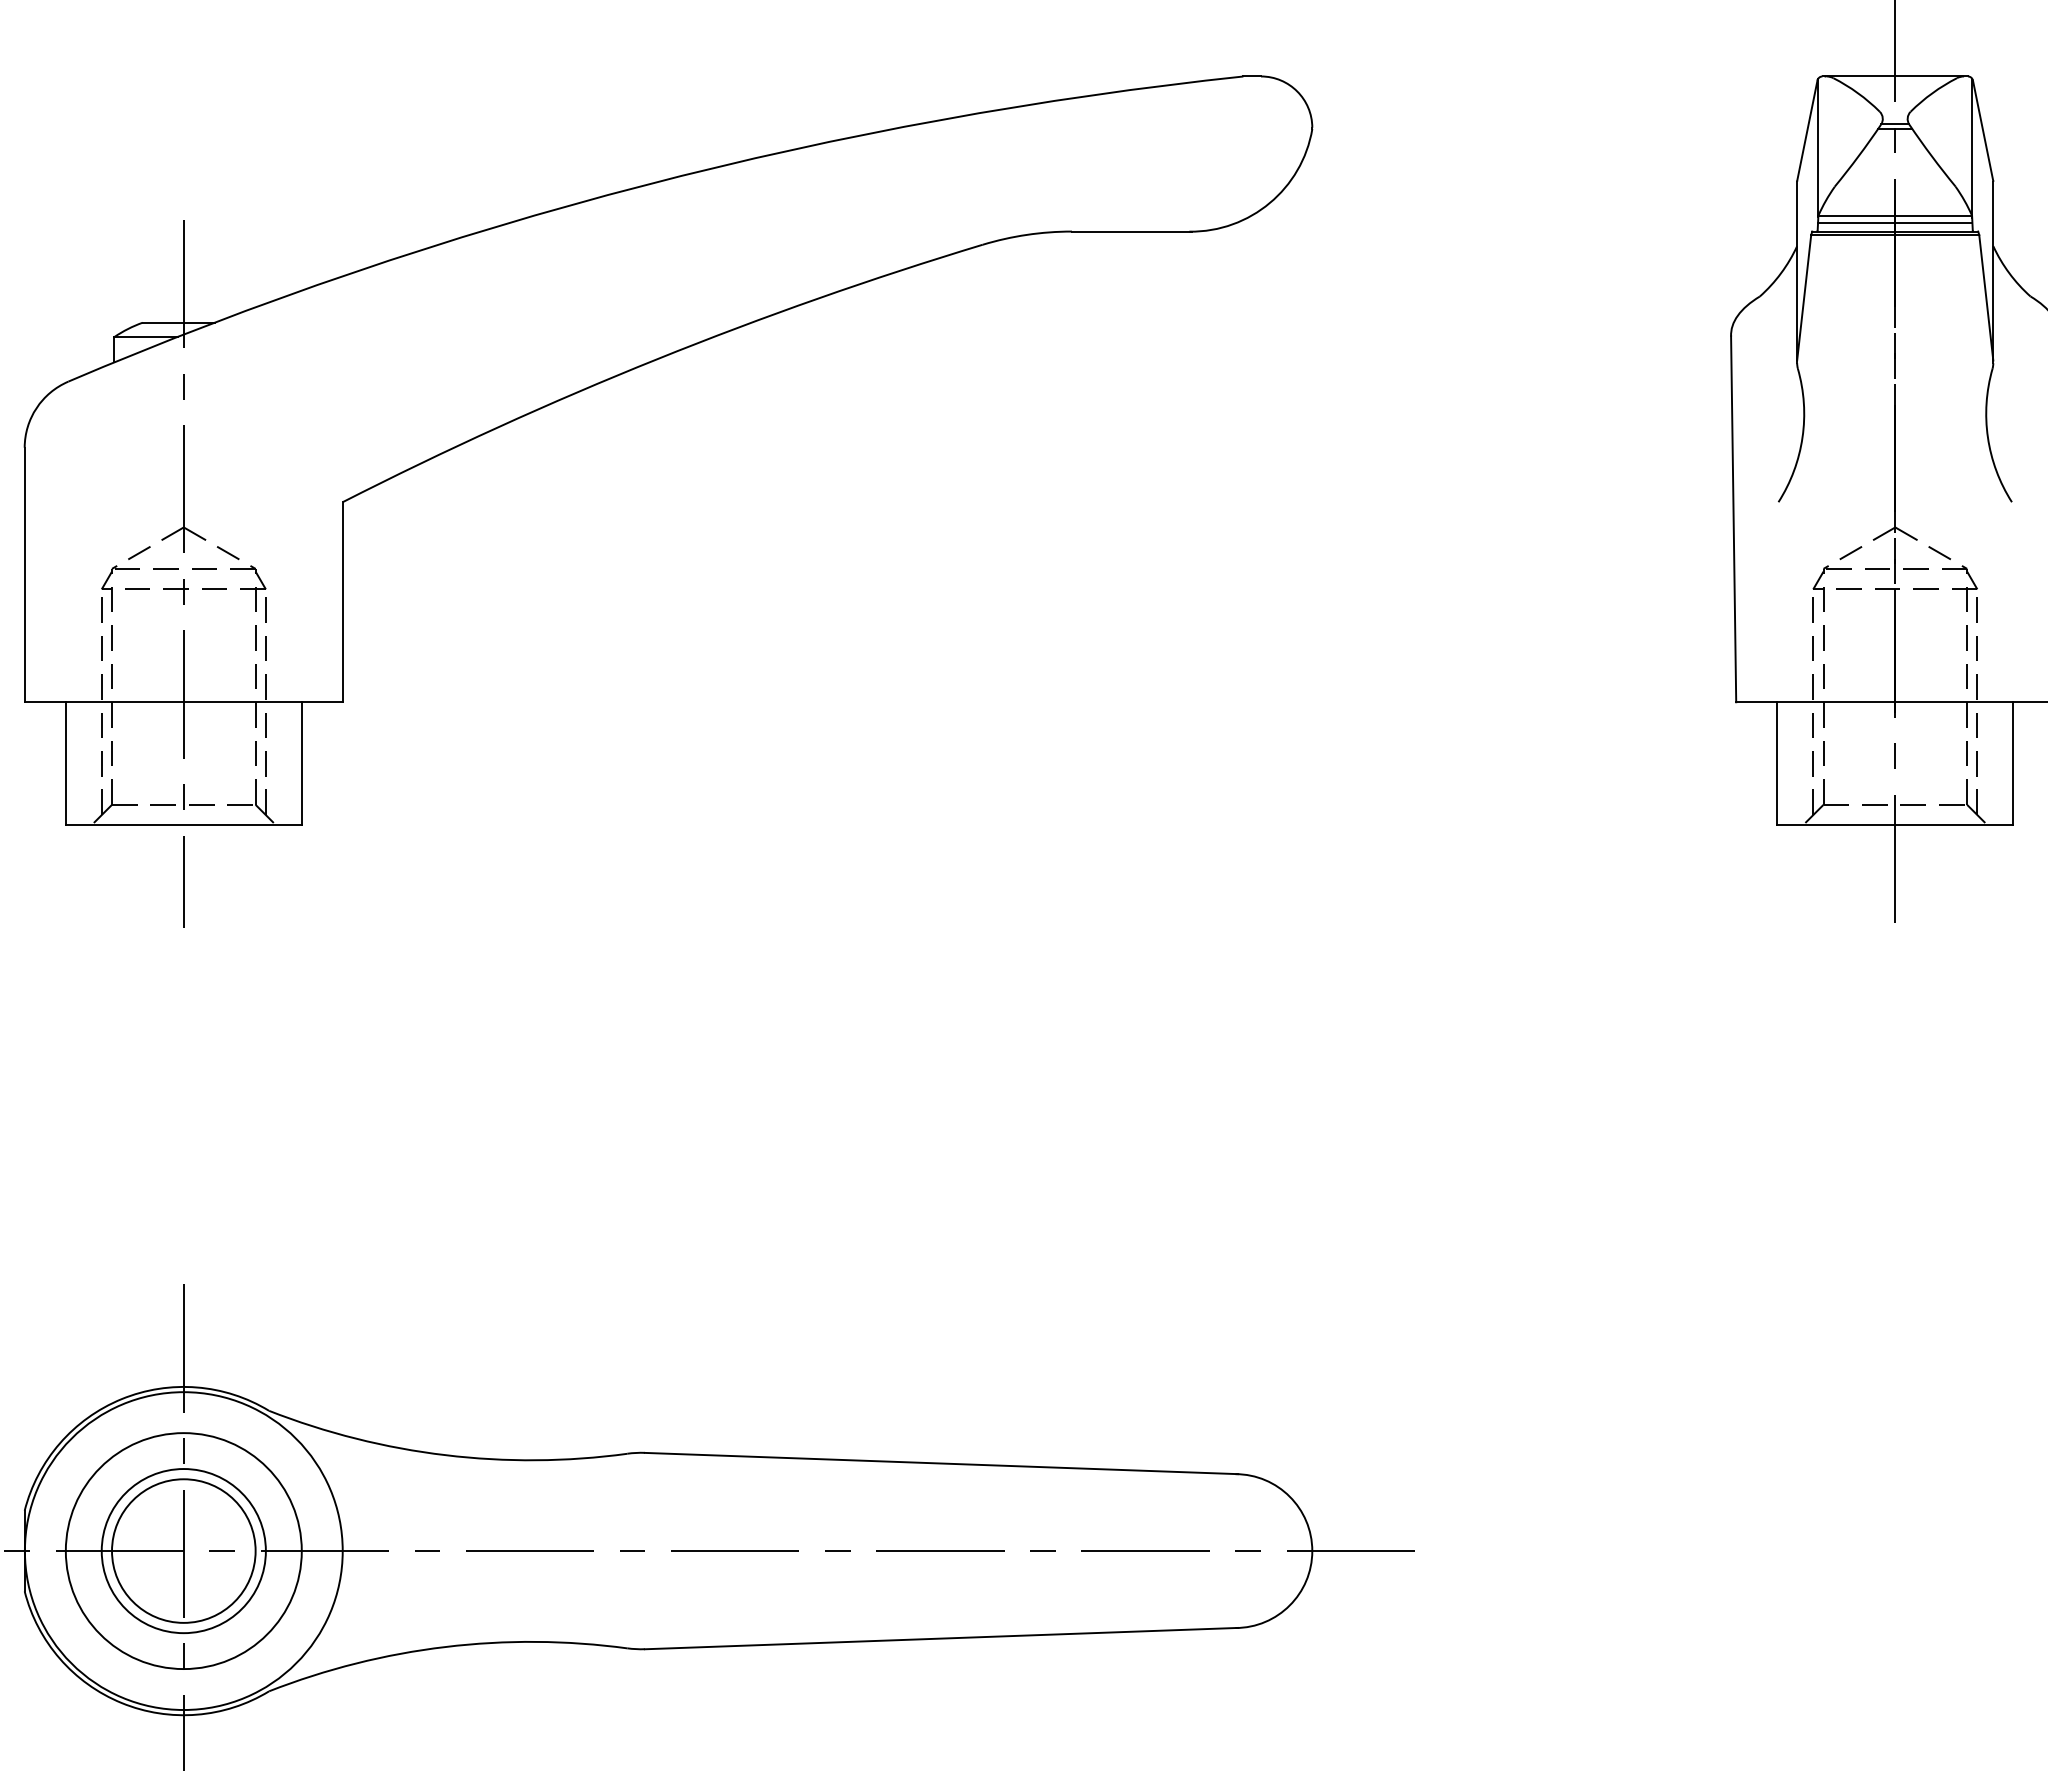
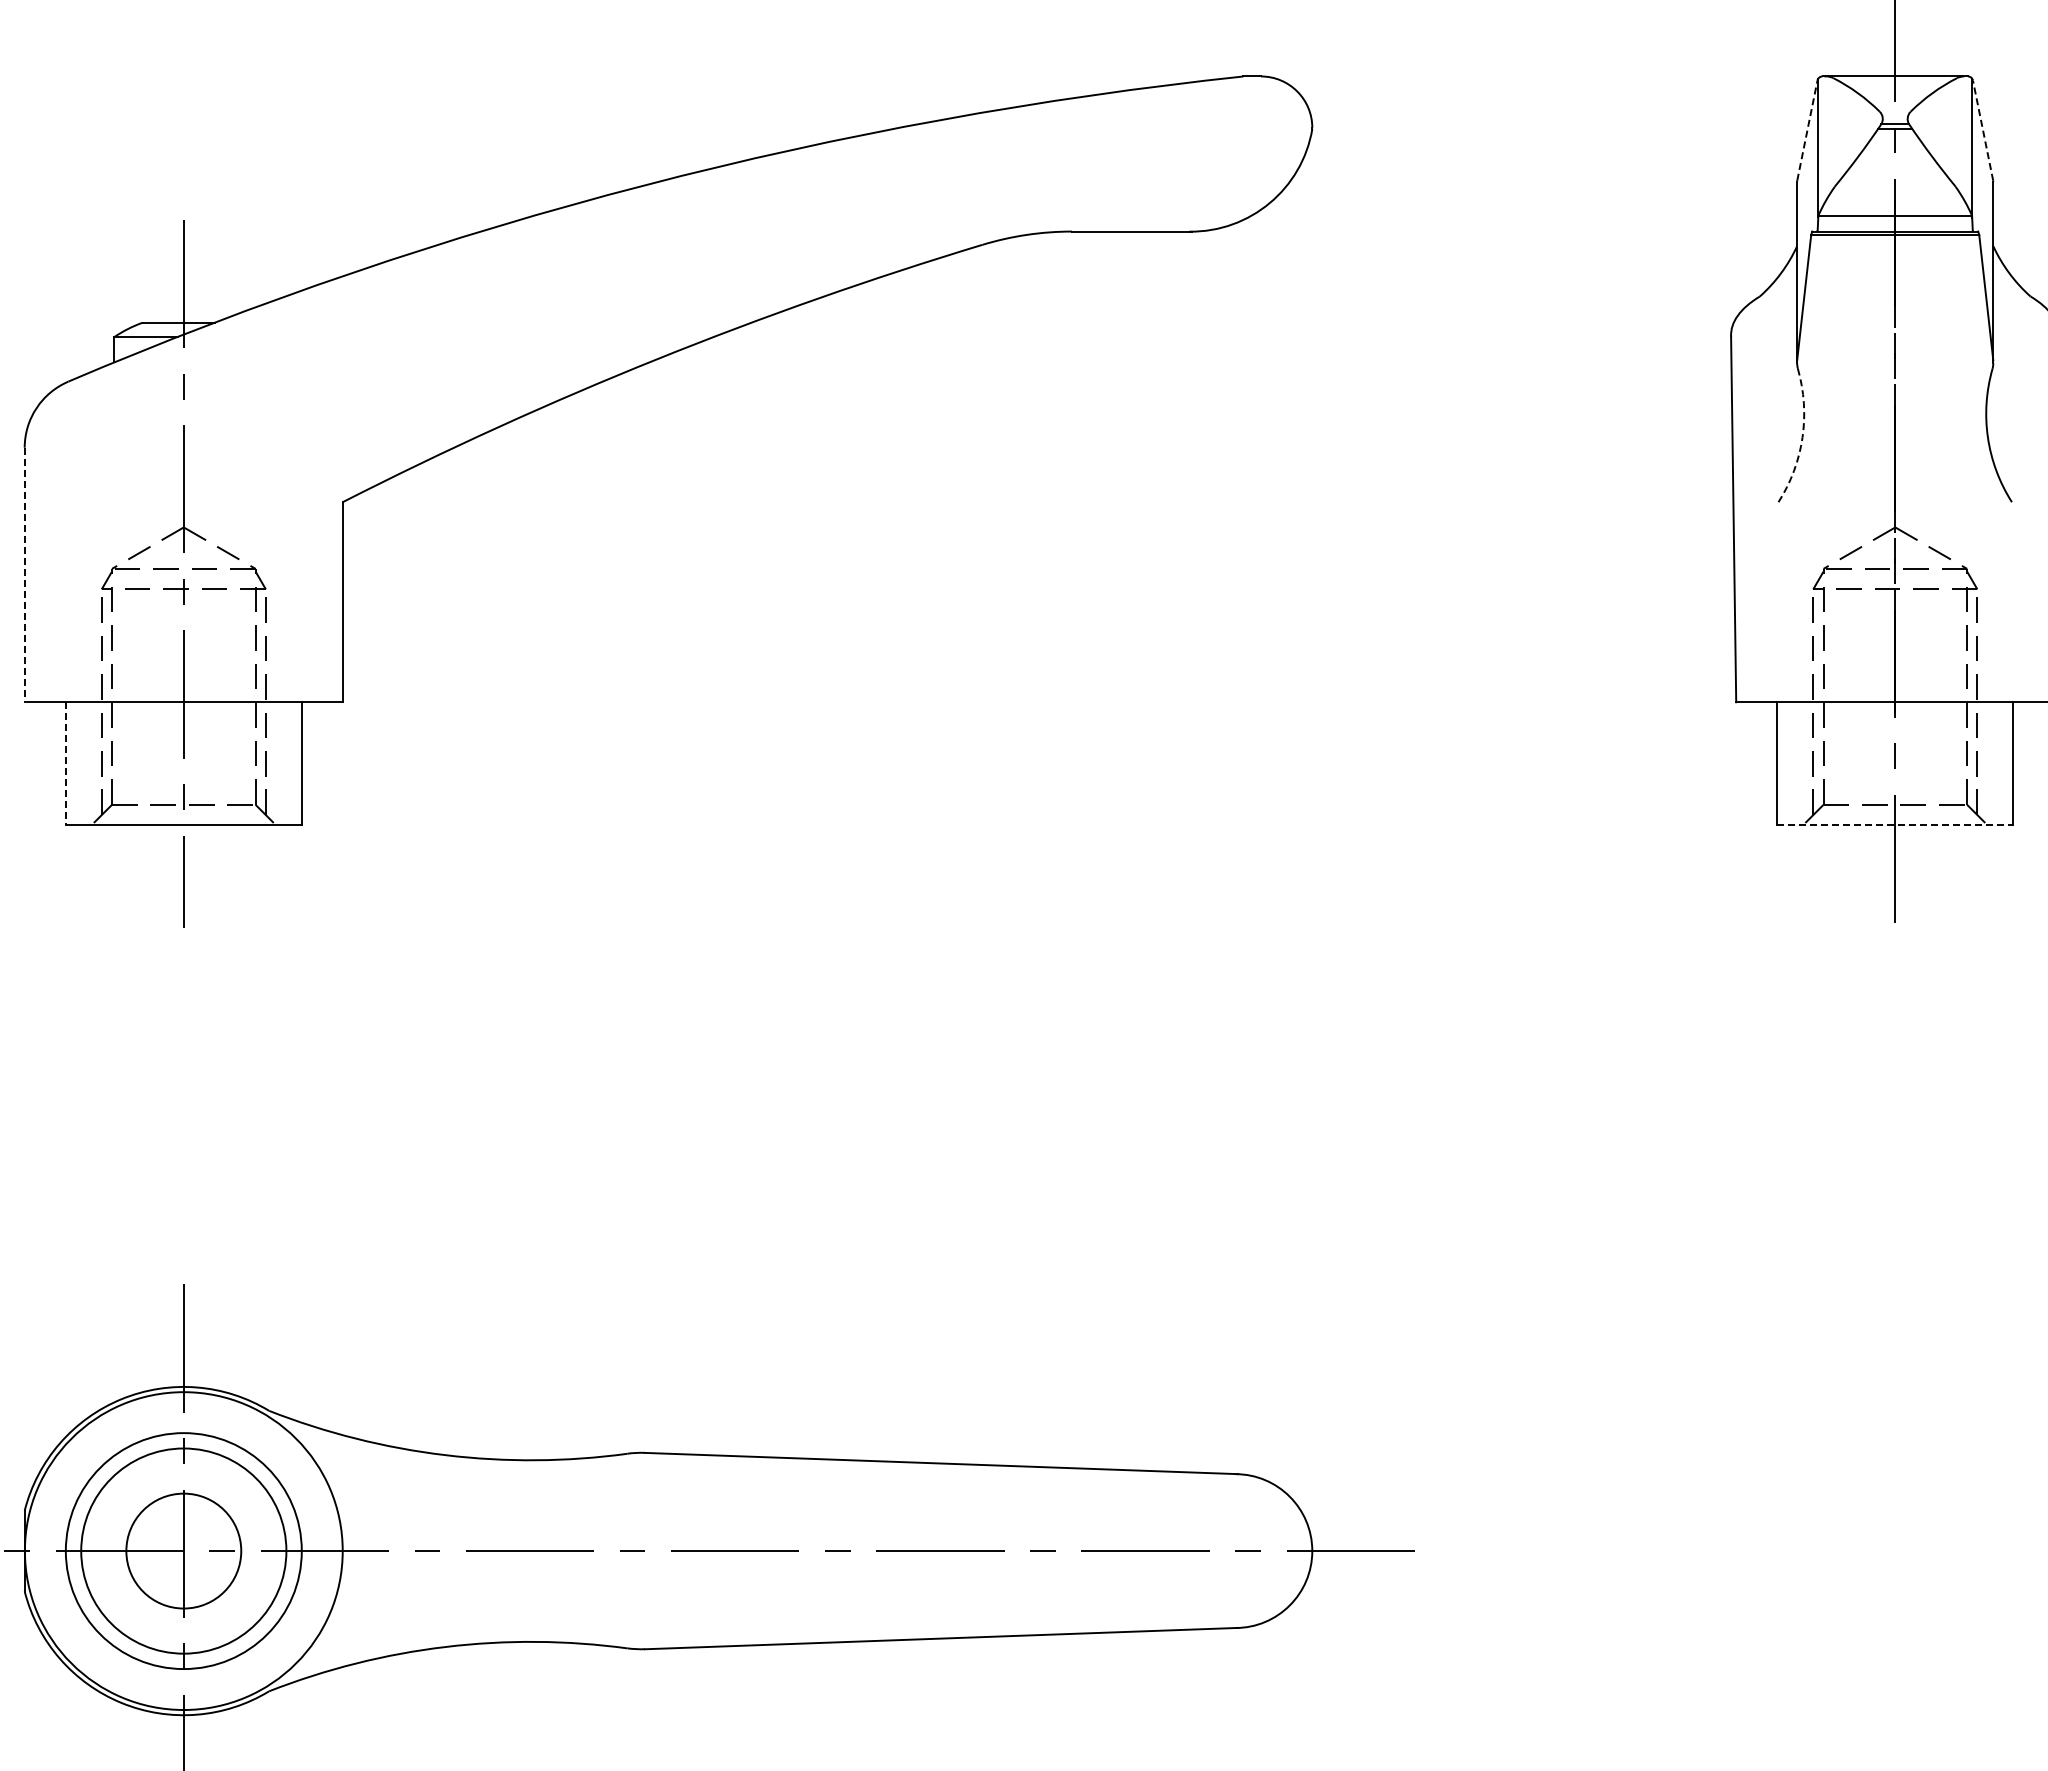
line: solid -> dashed (1807, 130)
line: solid -> dashed (1983, 130)
line: present -> none (1894, 223)
arc: solid -> dashed (1802, 437)
line: solid -> dashed (24, 575)
line: solid -> dashed (65, 763)
line: solid -> dashed (1895, 825)
circle diameter: 144 px -> 115 px (183, 1550)
circle diameter: 164 px -> 205 px (183, 1550)
